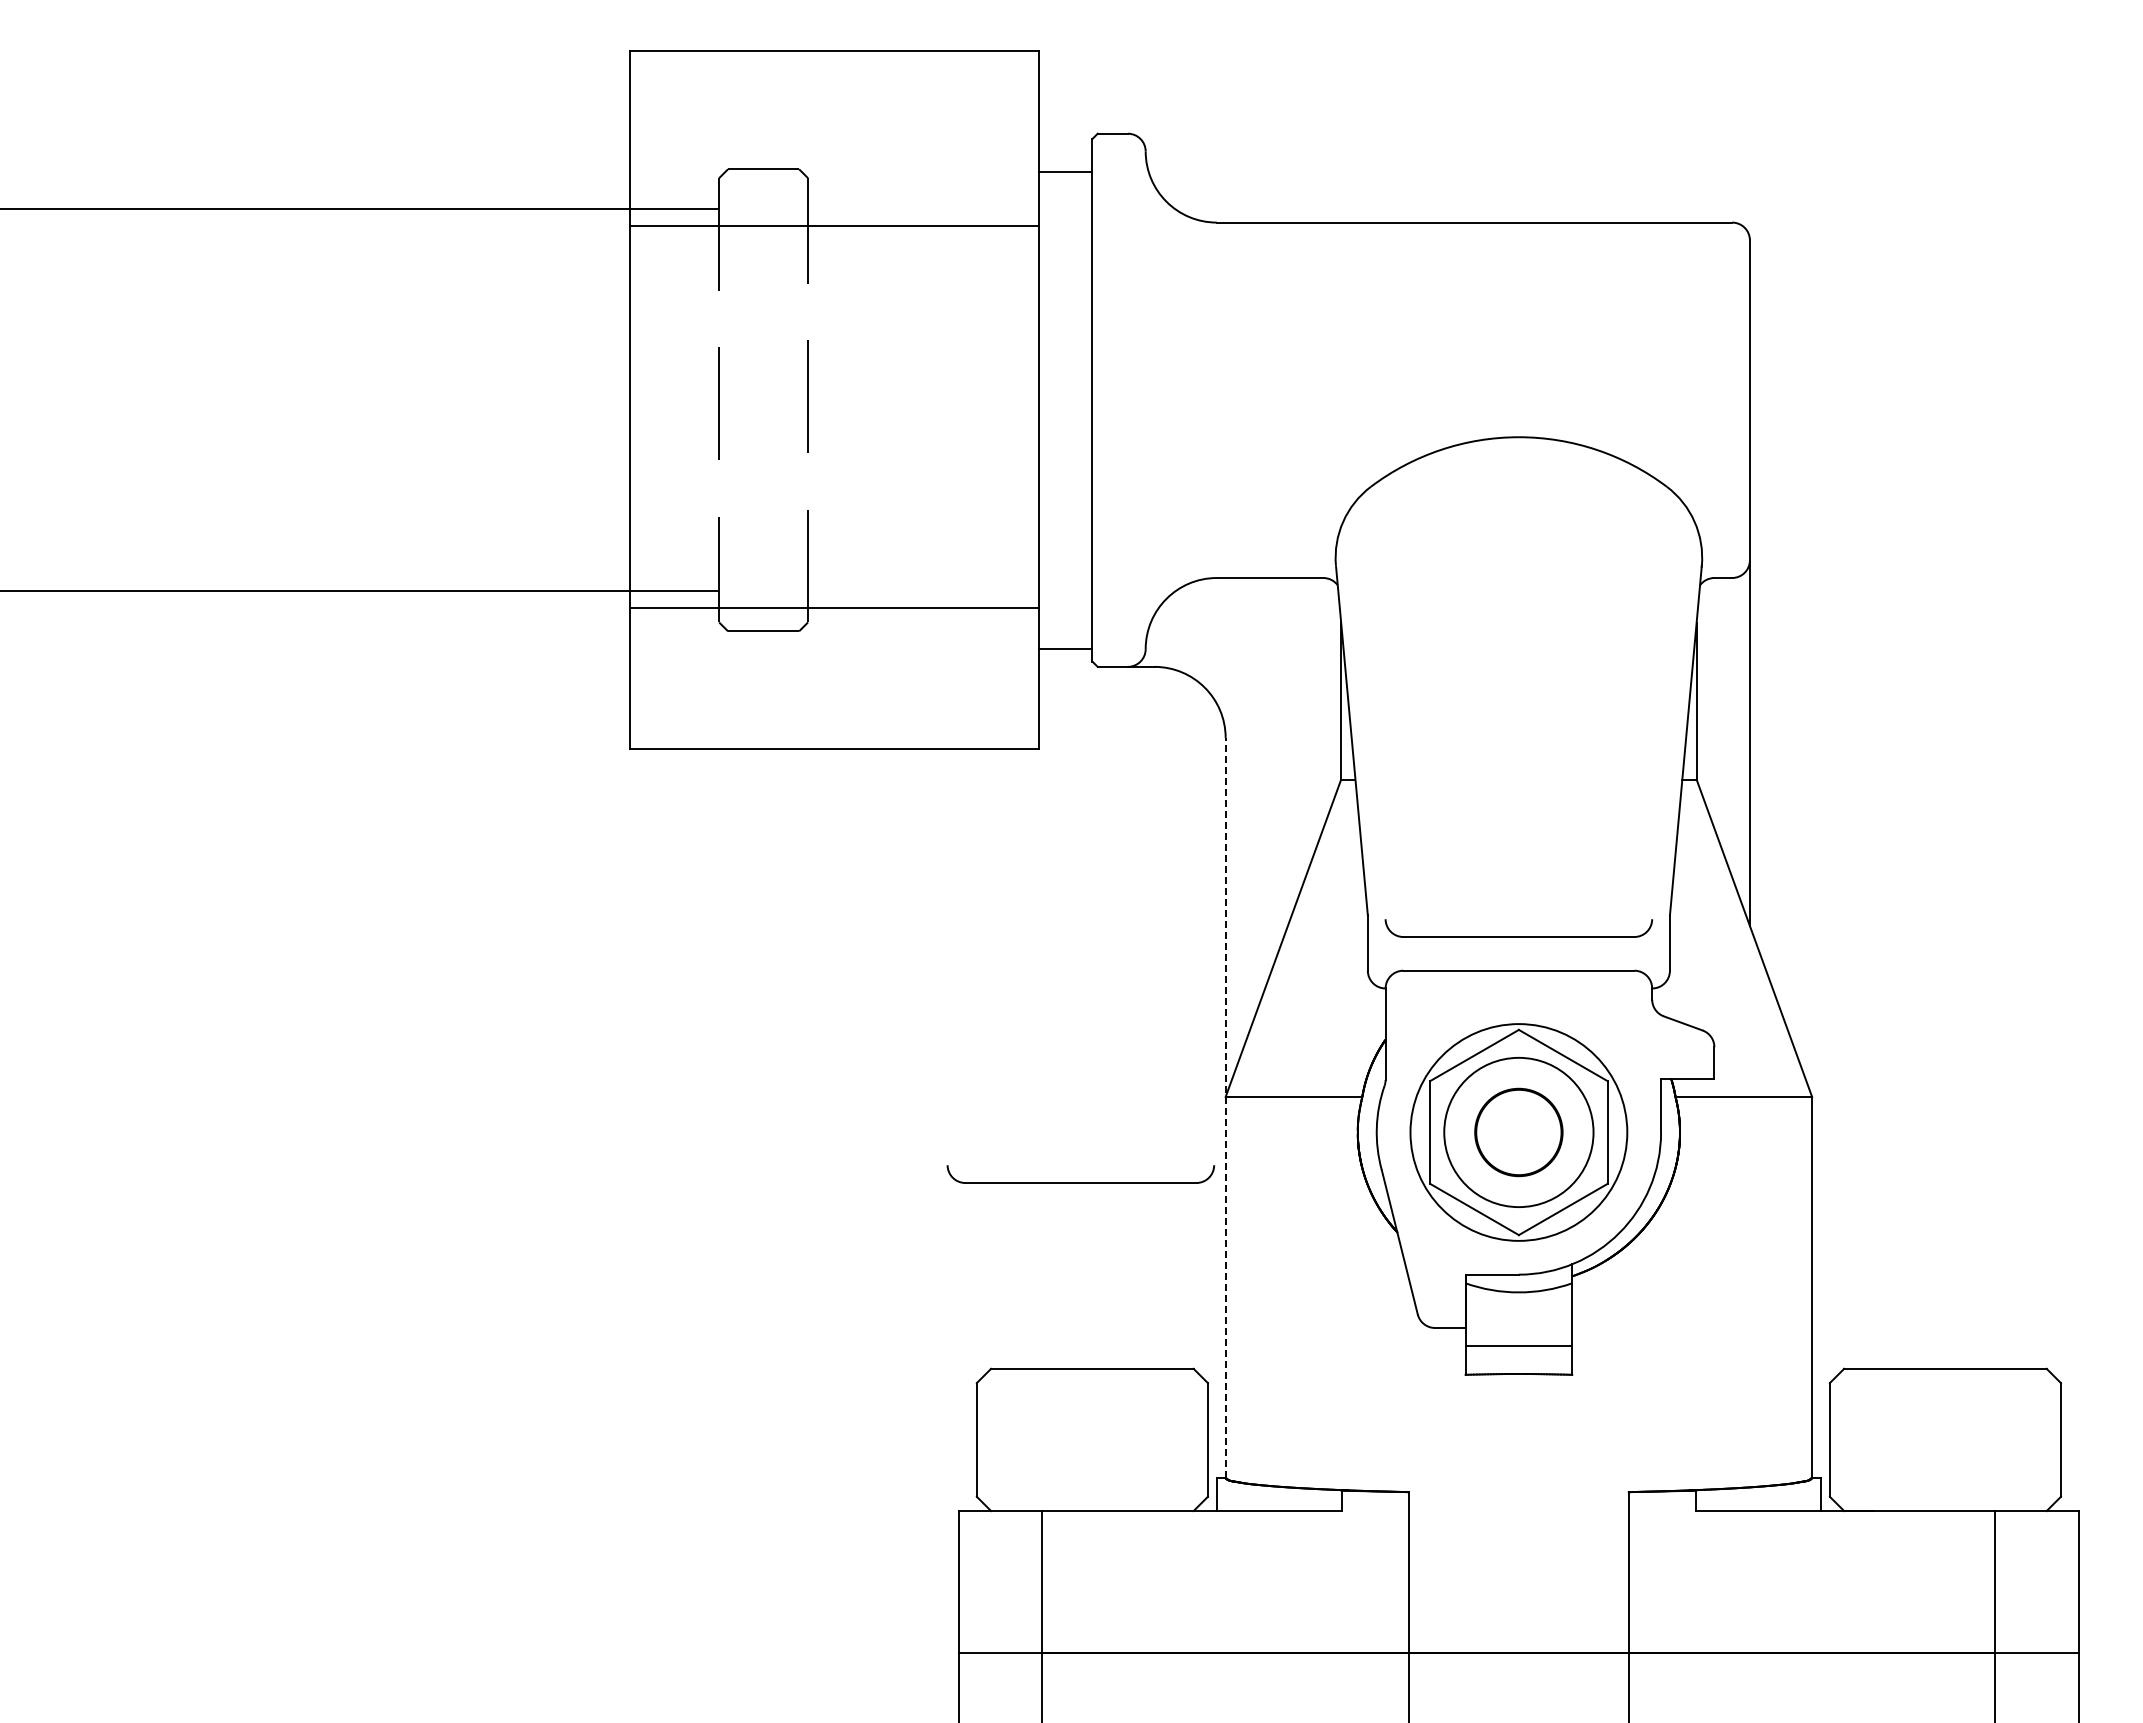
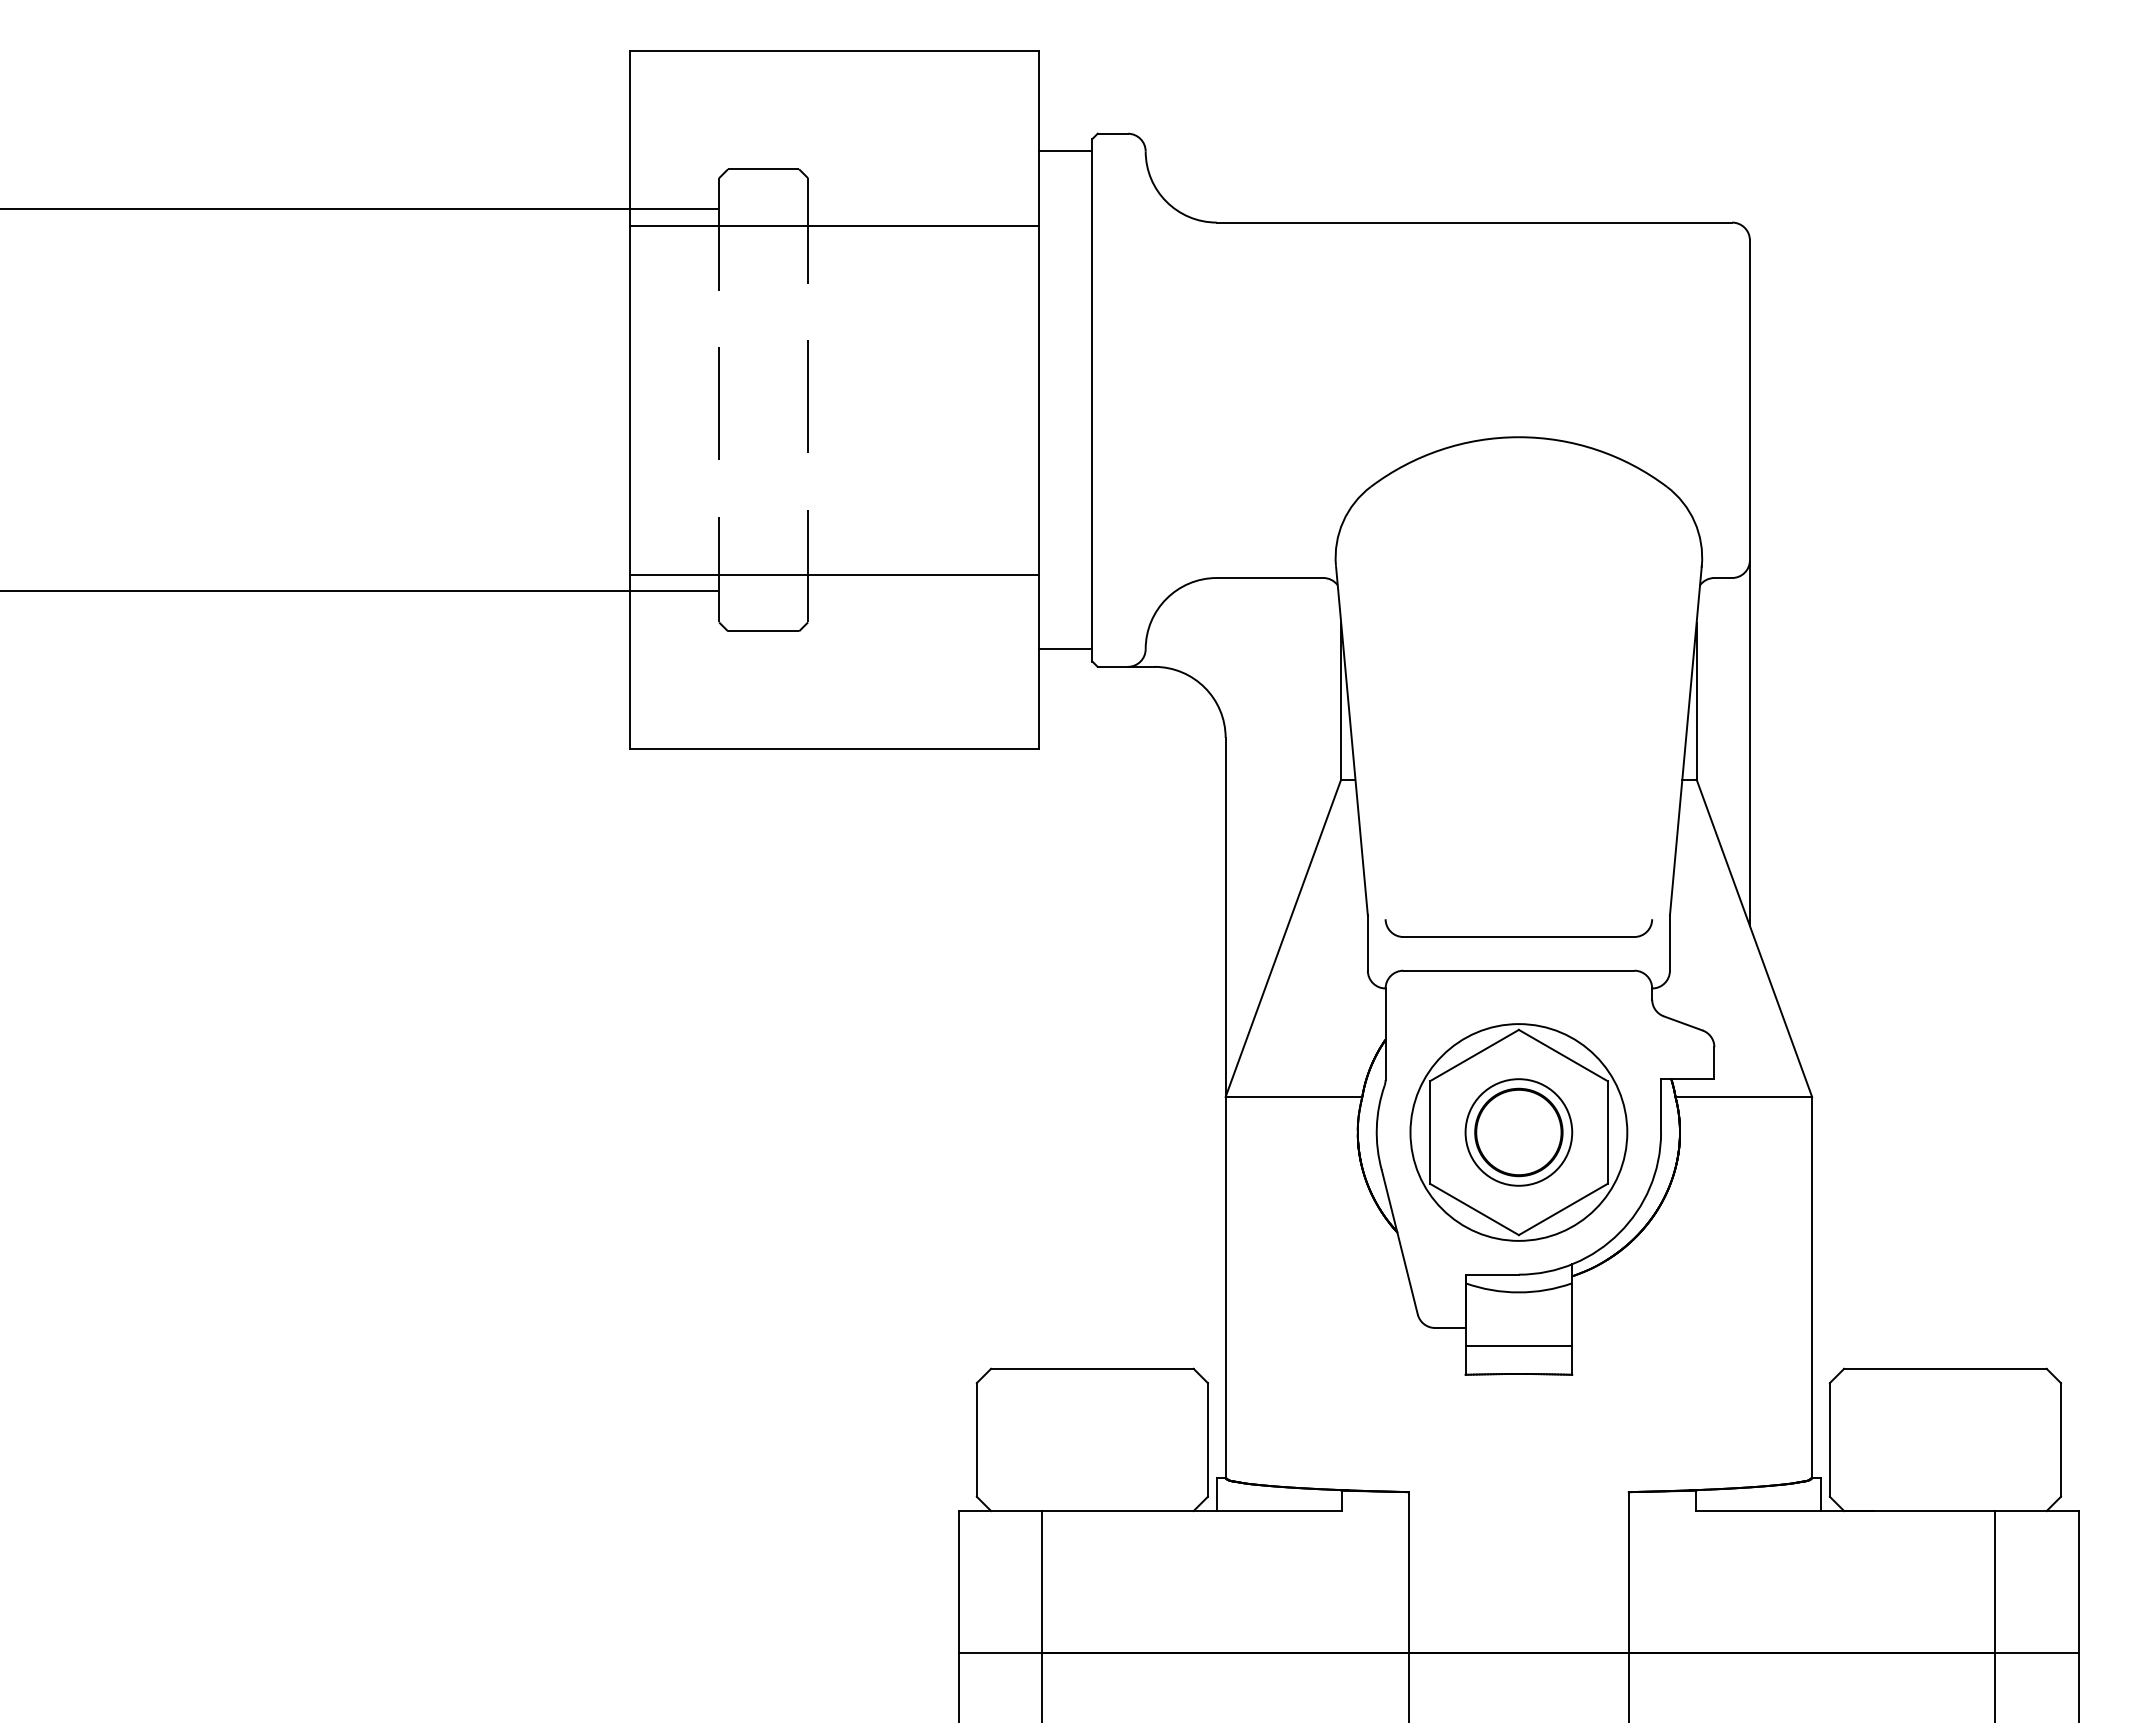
line position: (1065, 172) -> (1065, 151) (1065, 151)
line position: (834, 607) -> (834, 574) (834, 574)
line: dashed -> solid (1225, 1107)
circle diameter: 149 px -> 107 px (1518, 1132)
part: present -> none (1080, 1182)
